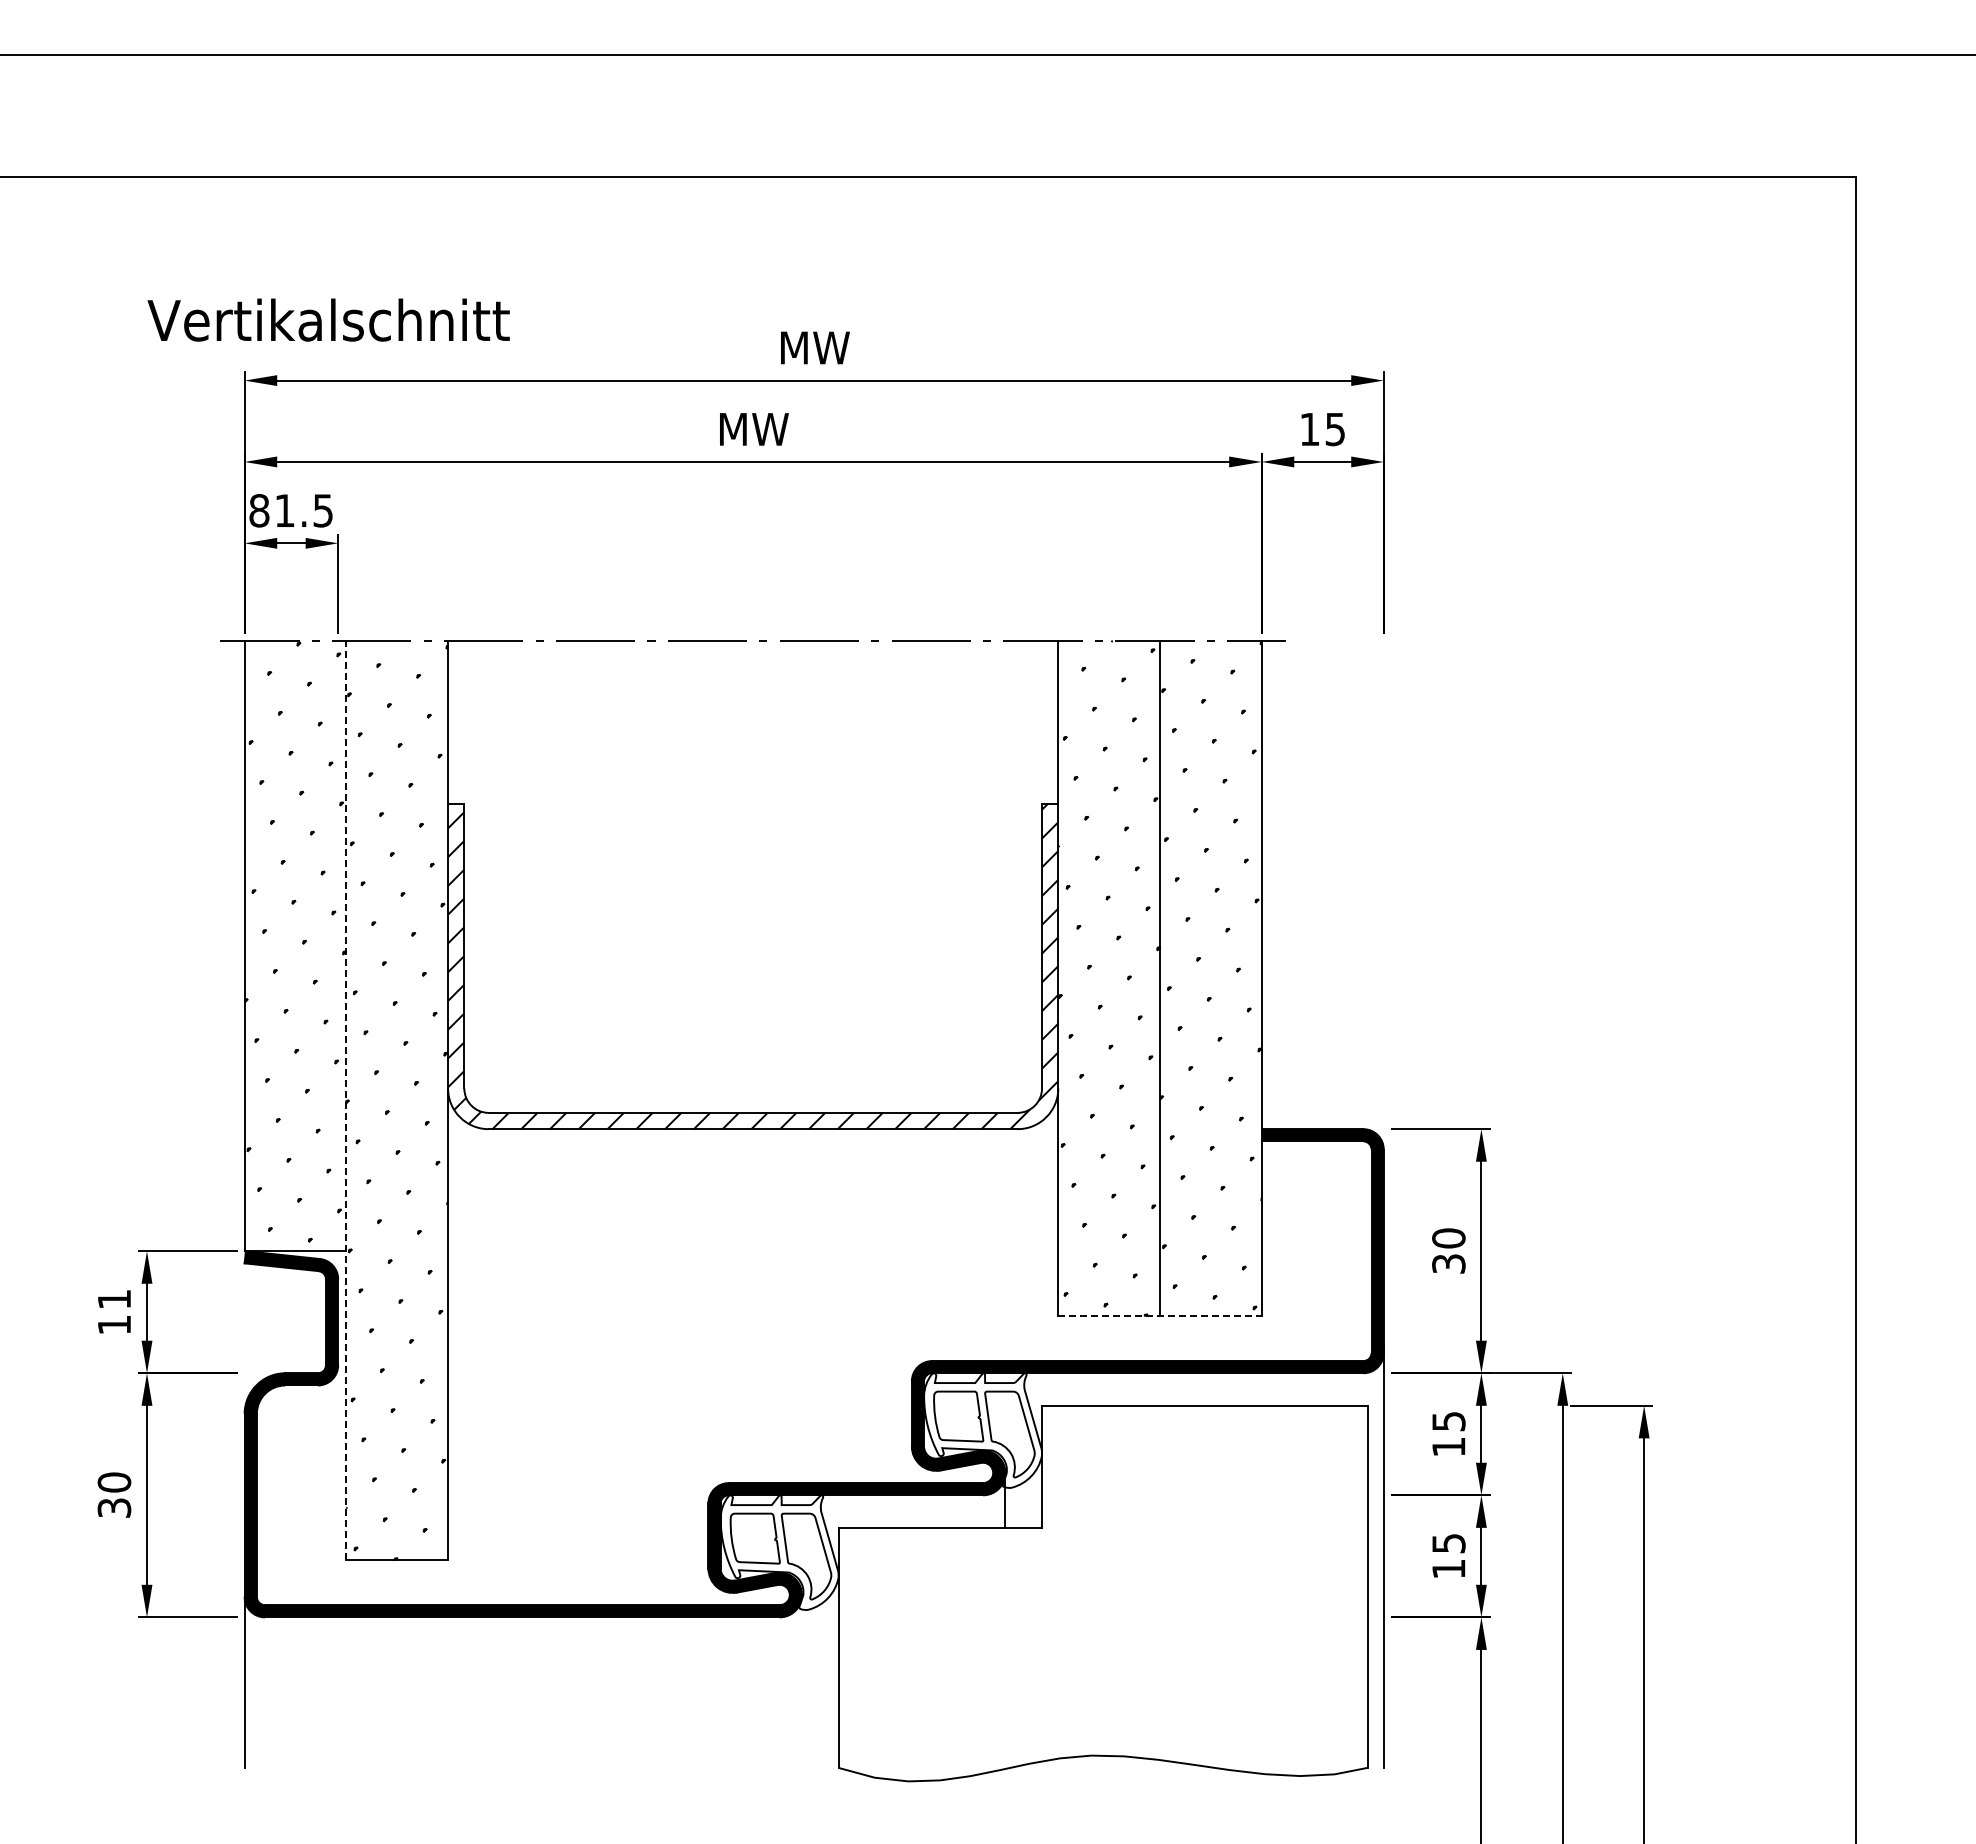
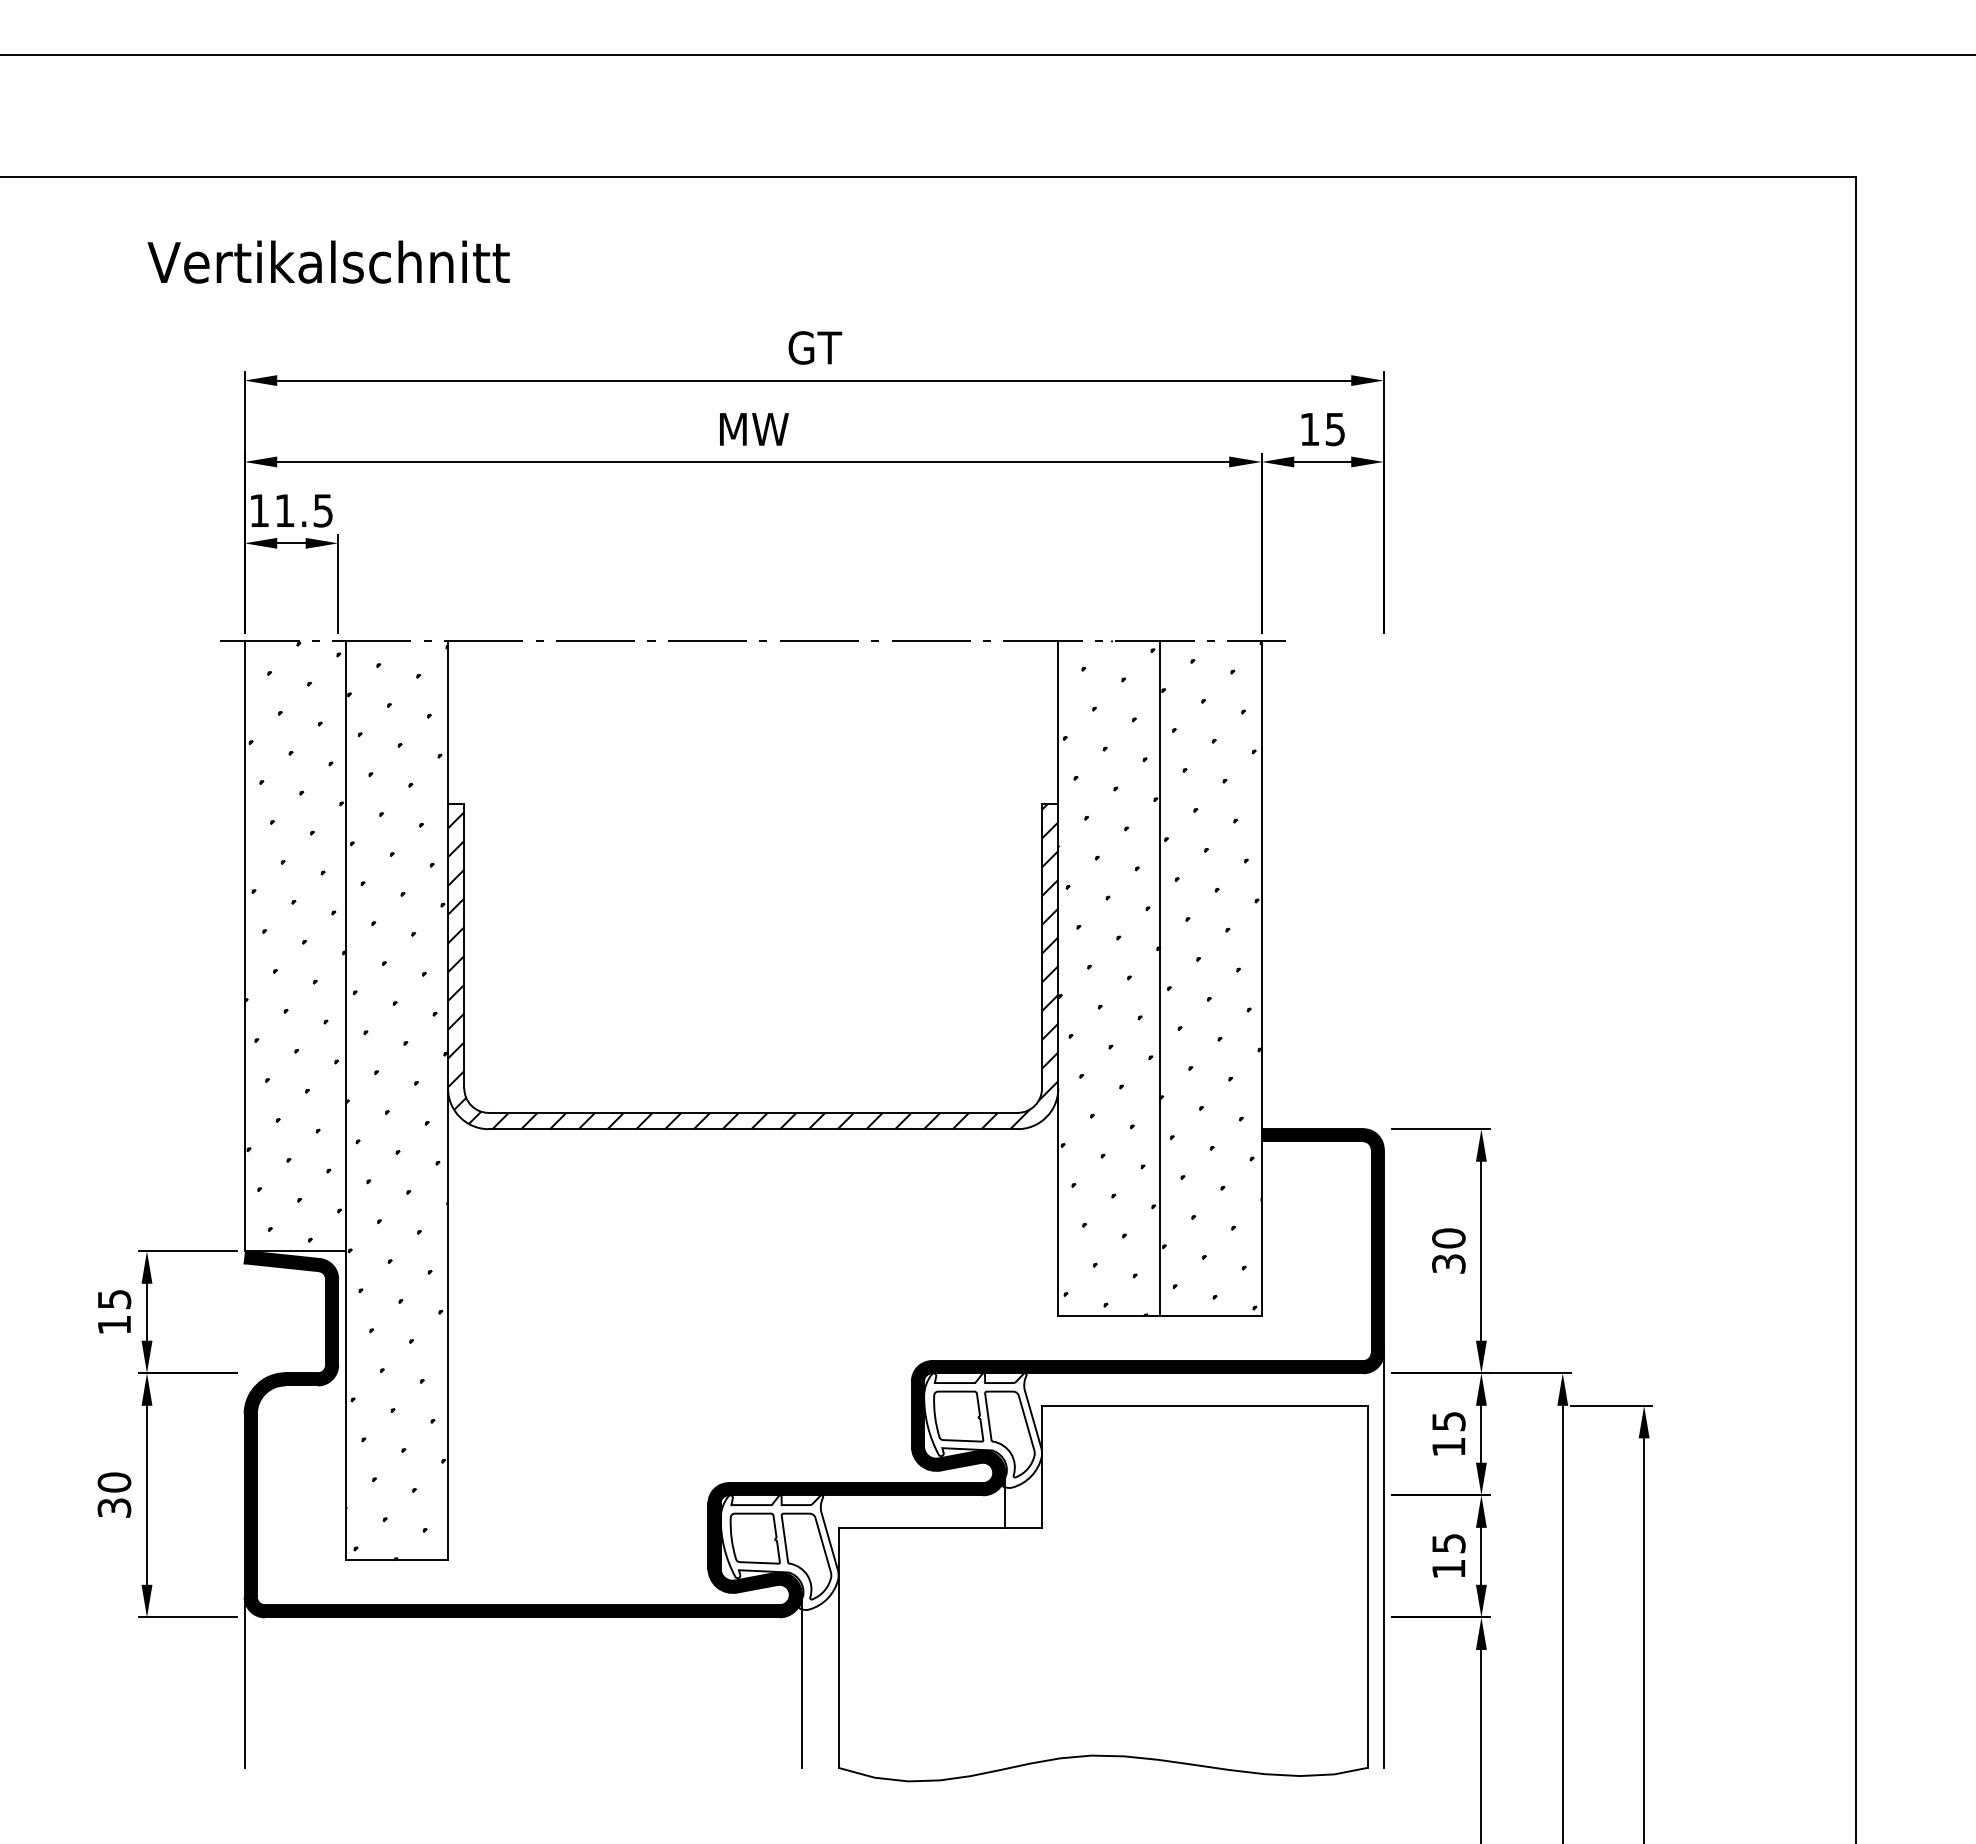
text position: (328, 319) -> (328, 261) (328, 261)
text: MW -> GT (815, 347)
text: 81.5 -> 11.5 (259, 510)
line: dashed -> solid (346, 1100)
text: 11 -> 15 (114, 1299)
line: dashed -> solid (1160, 1316)
line: none -> present (802, 1680)
